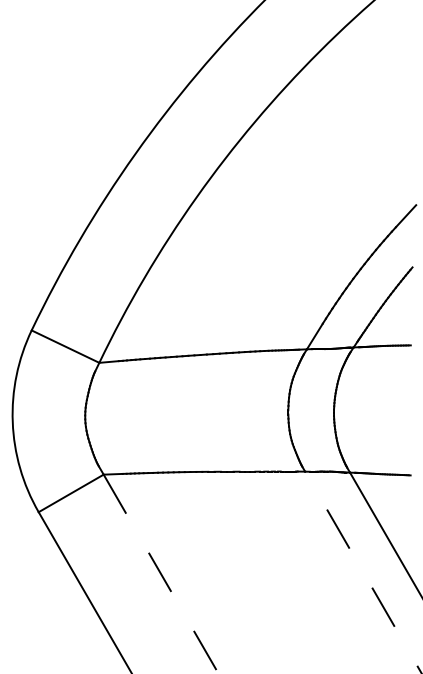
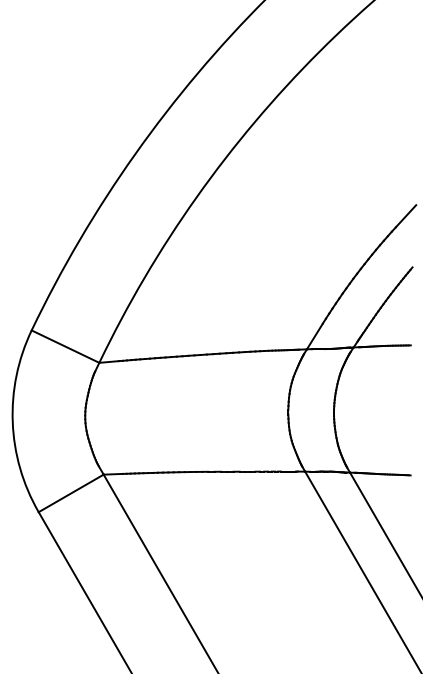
line: dashed -> solid (363, 572)
line: dashed -> solid (161, 574)
